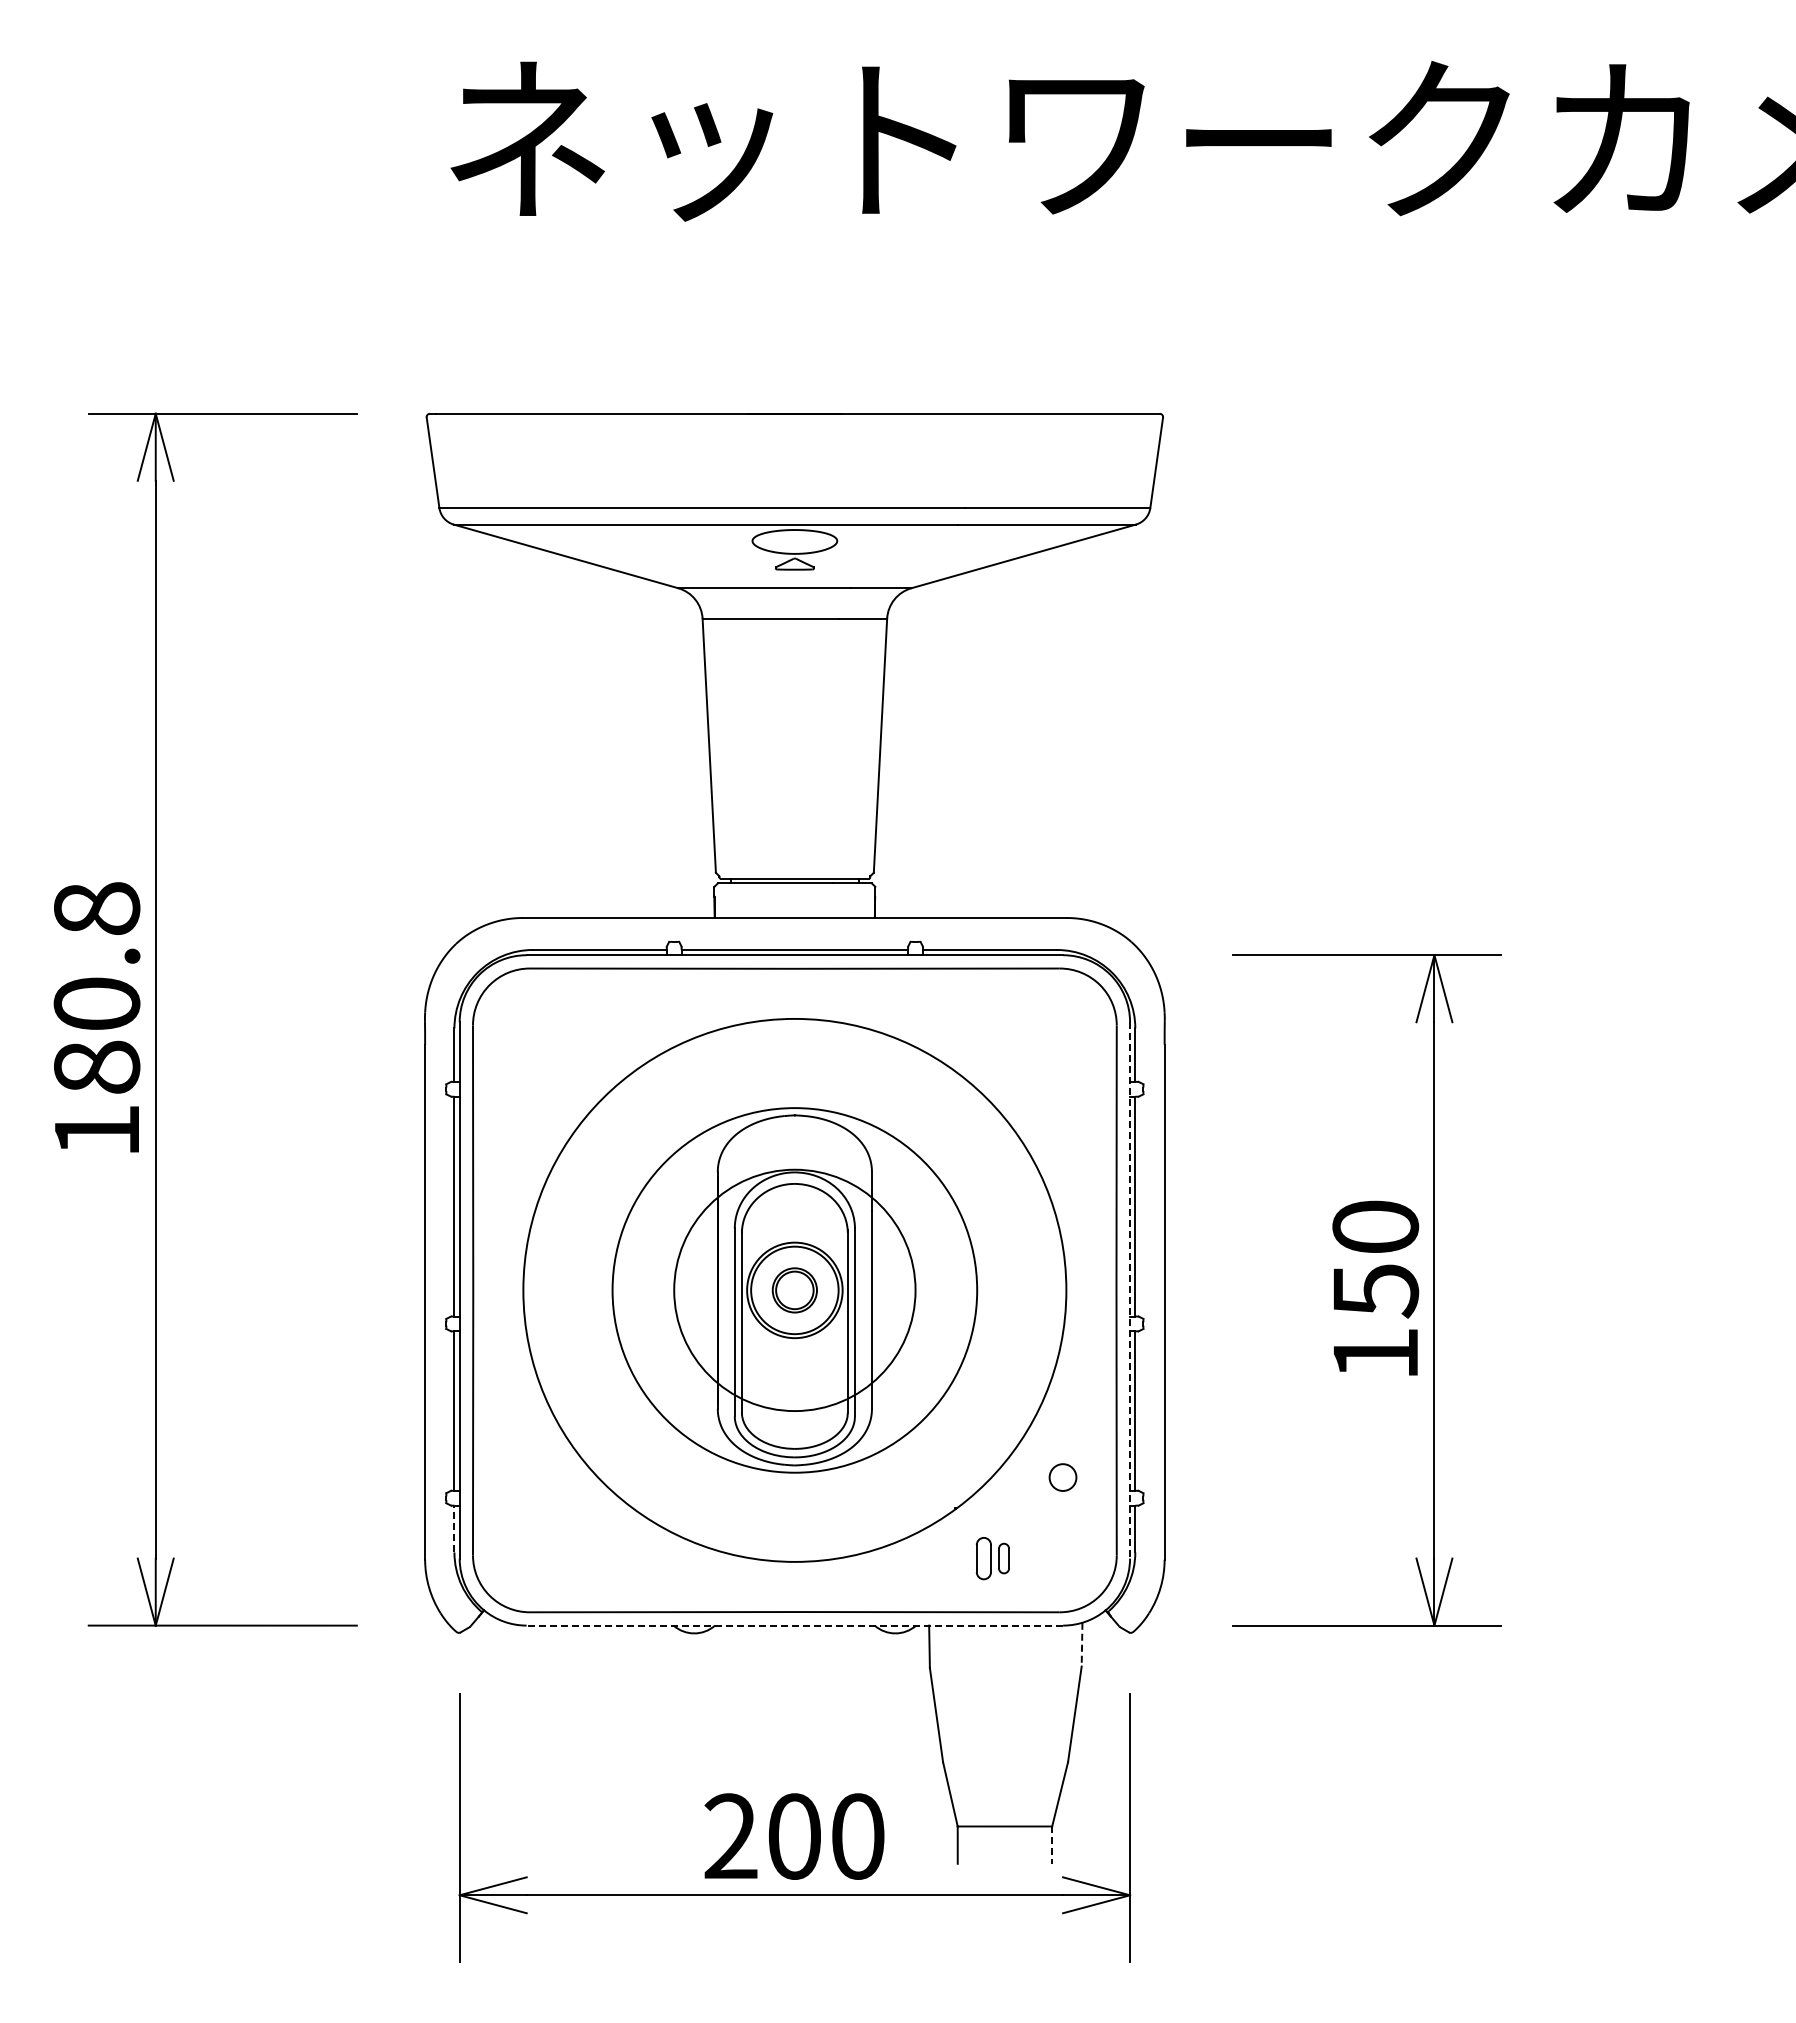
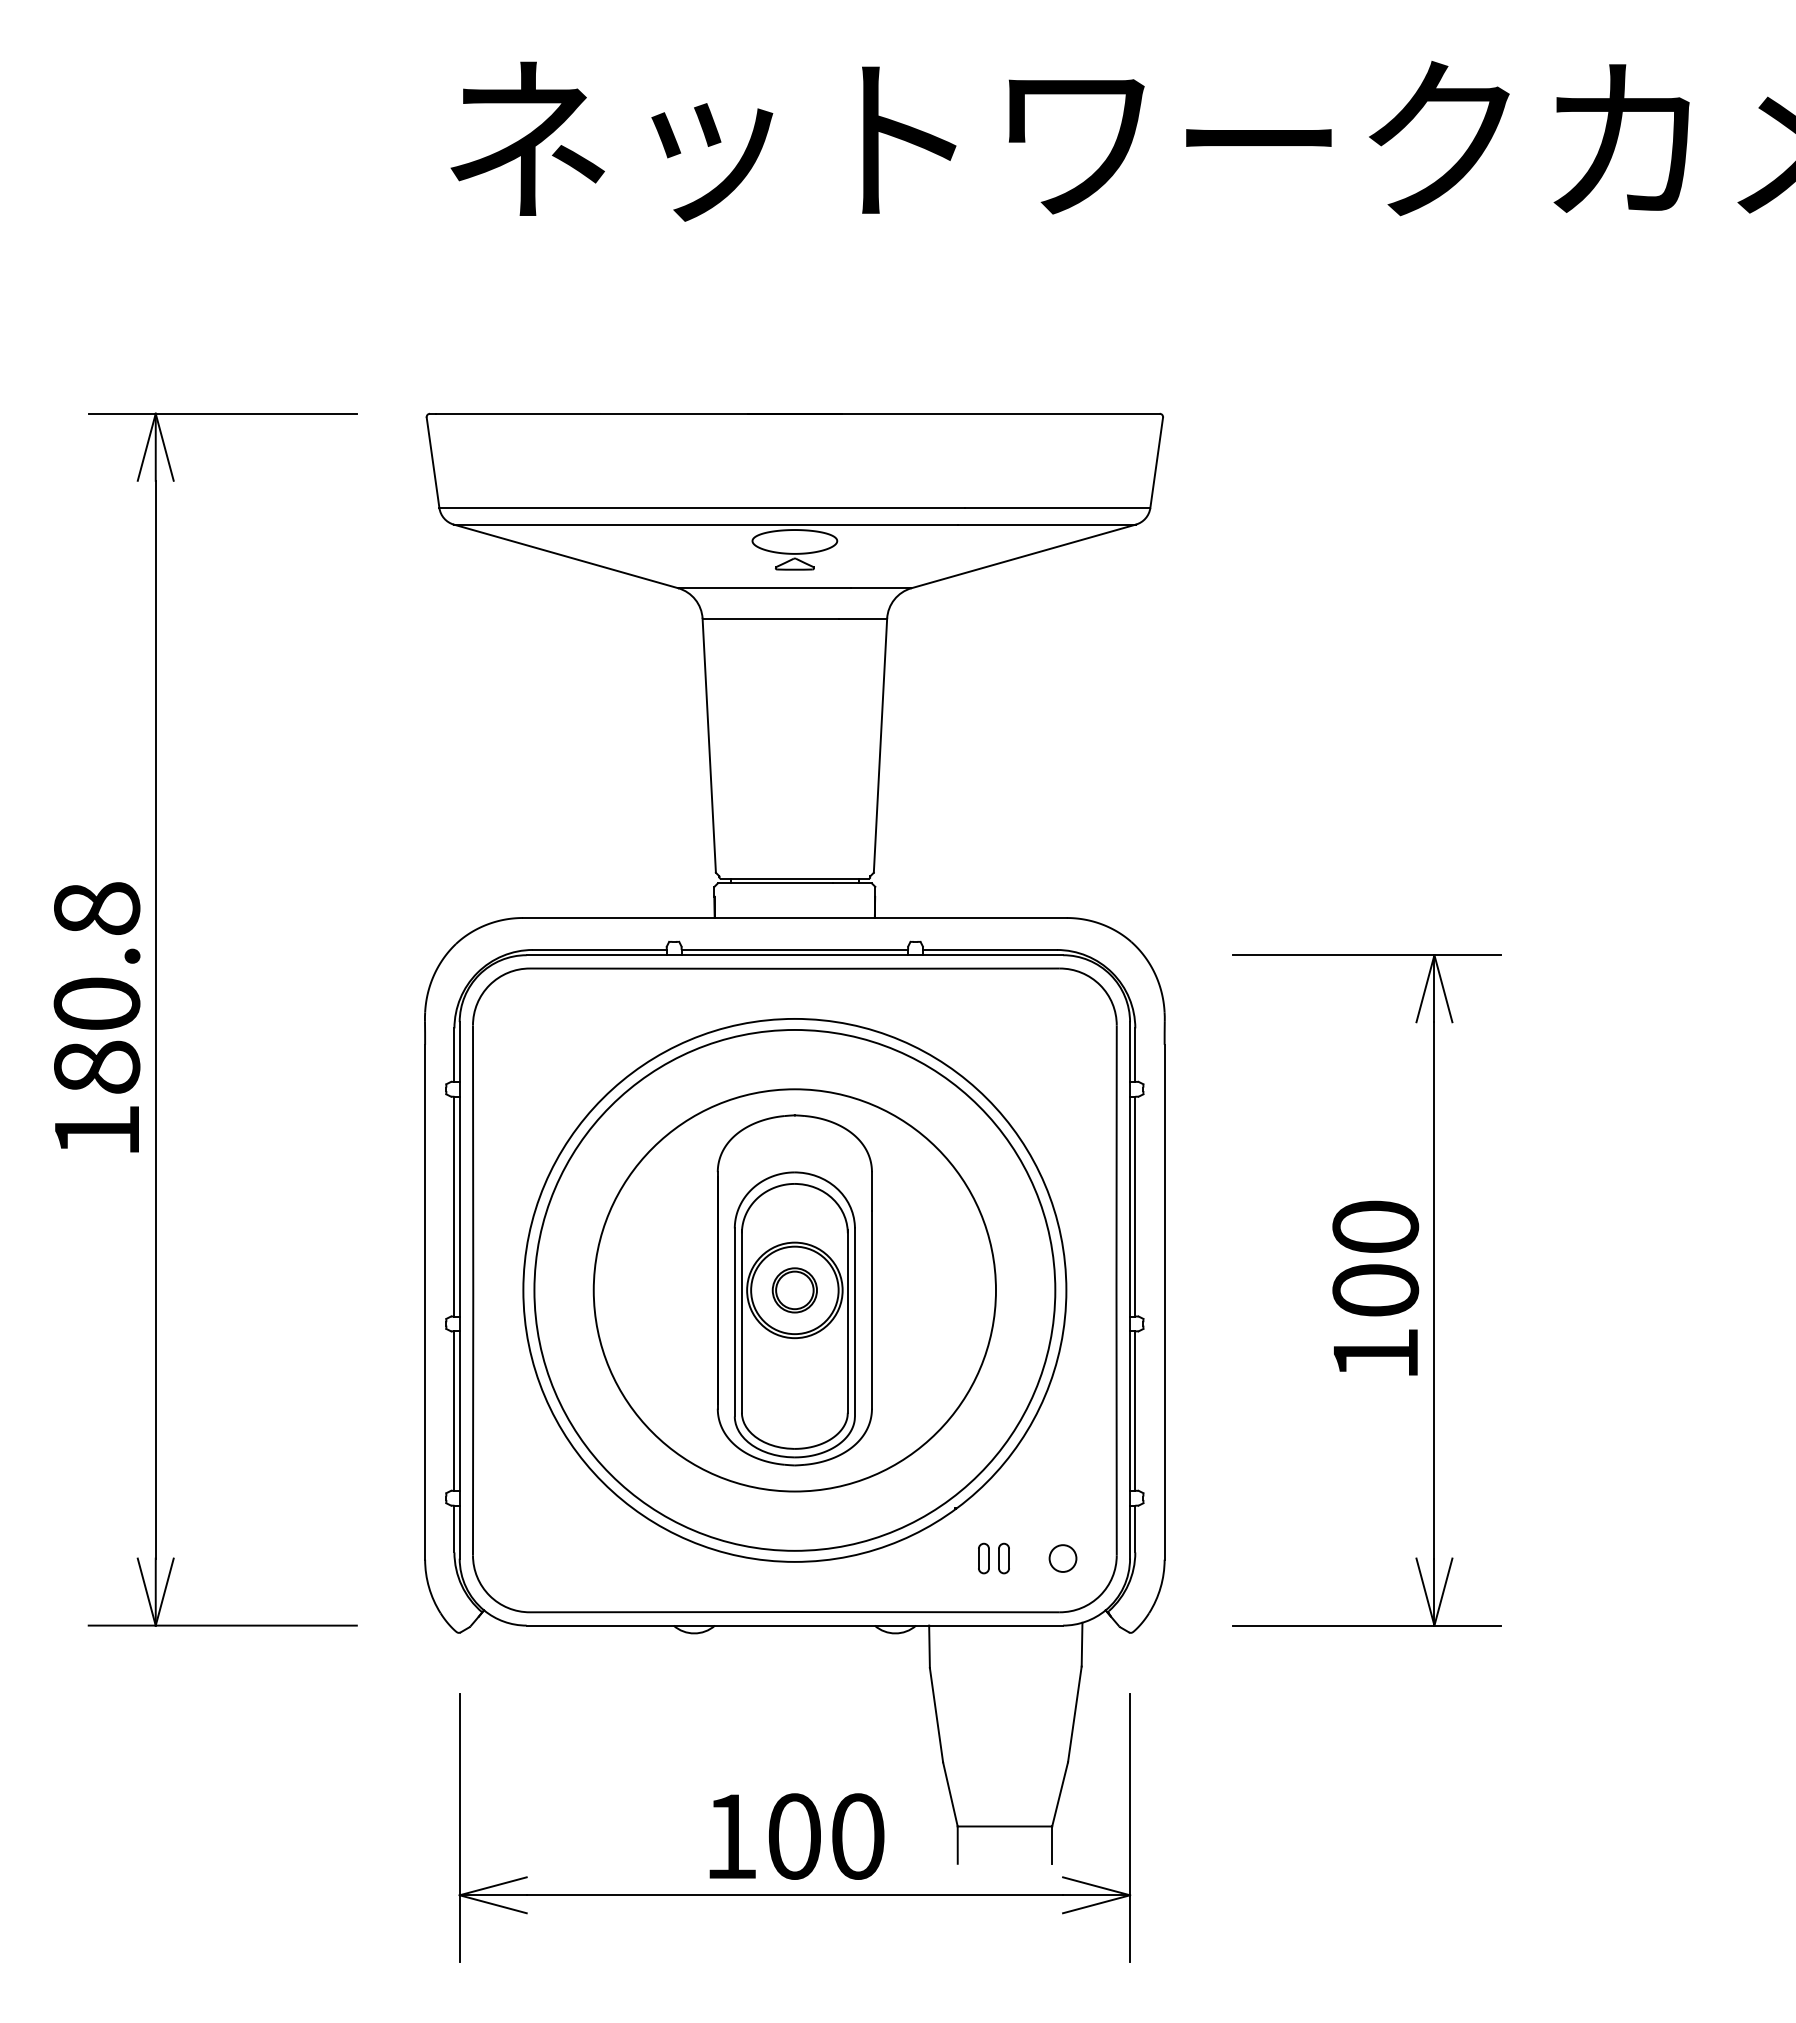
circle diameter: 241 px -> 402 px (794, 1290)
circle diameter: 365 px -> 521 px (794, 1289)
line: dashed -> solid (1130, 1290)
text: 150 -> 100 (1375, 1291)
circle position: (1062, 1477) -> (1062, 1558) (1062, 1558)
line: dashed -> solid (454, 1528)
part size: 17x44 px -> 12x33 px (983, 1558)
line: dashed -> solid (794, 1625)
line: dashed -> solid (1082, 1644)
text: 200 -> 100 (730, 1835)
line: dashed -> solid (1052, 1845)
